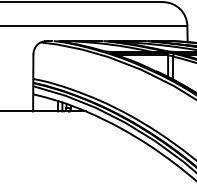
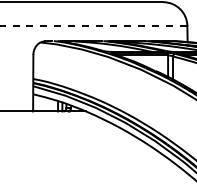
line: solid -> dashed (94, 25)
